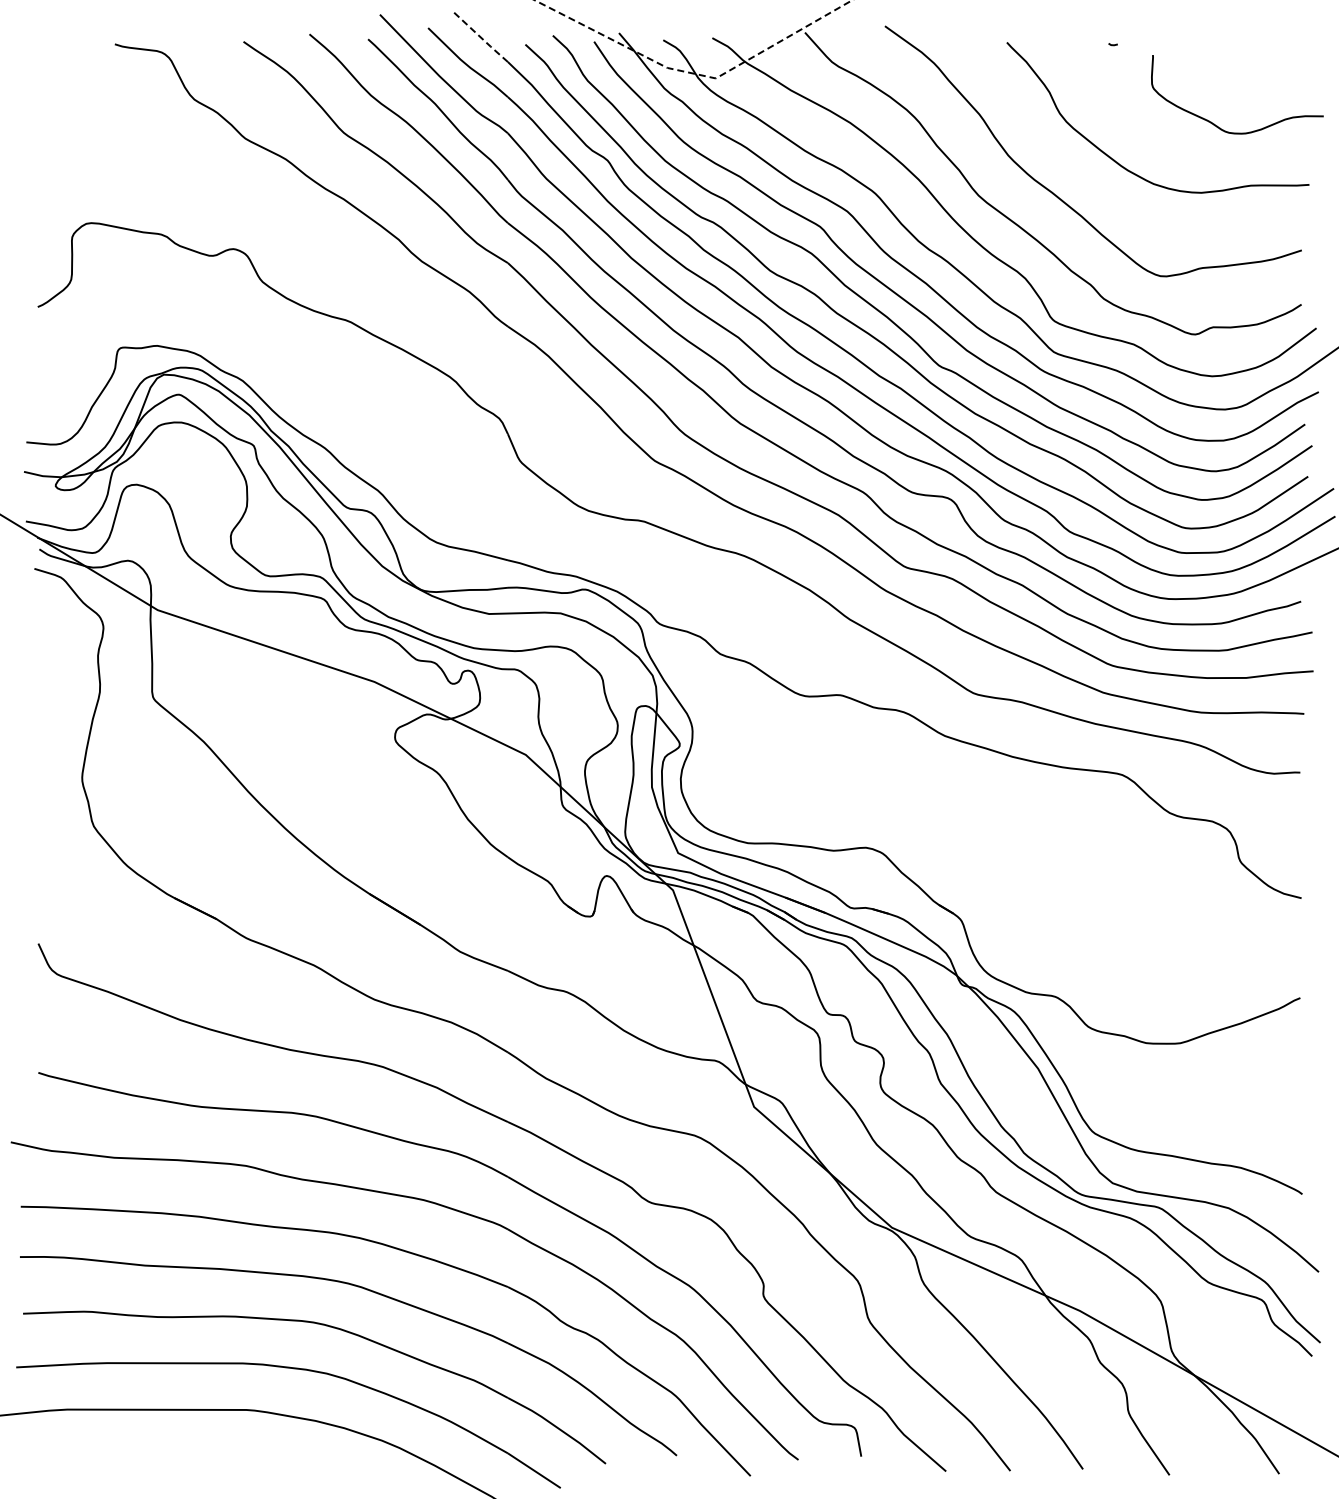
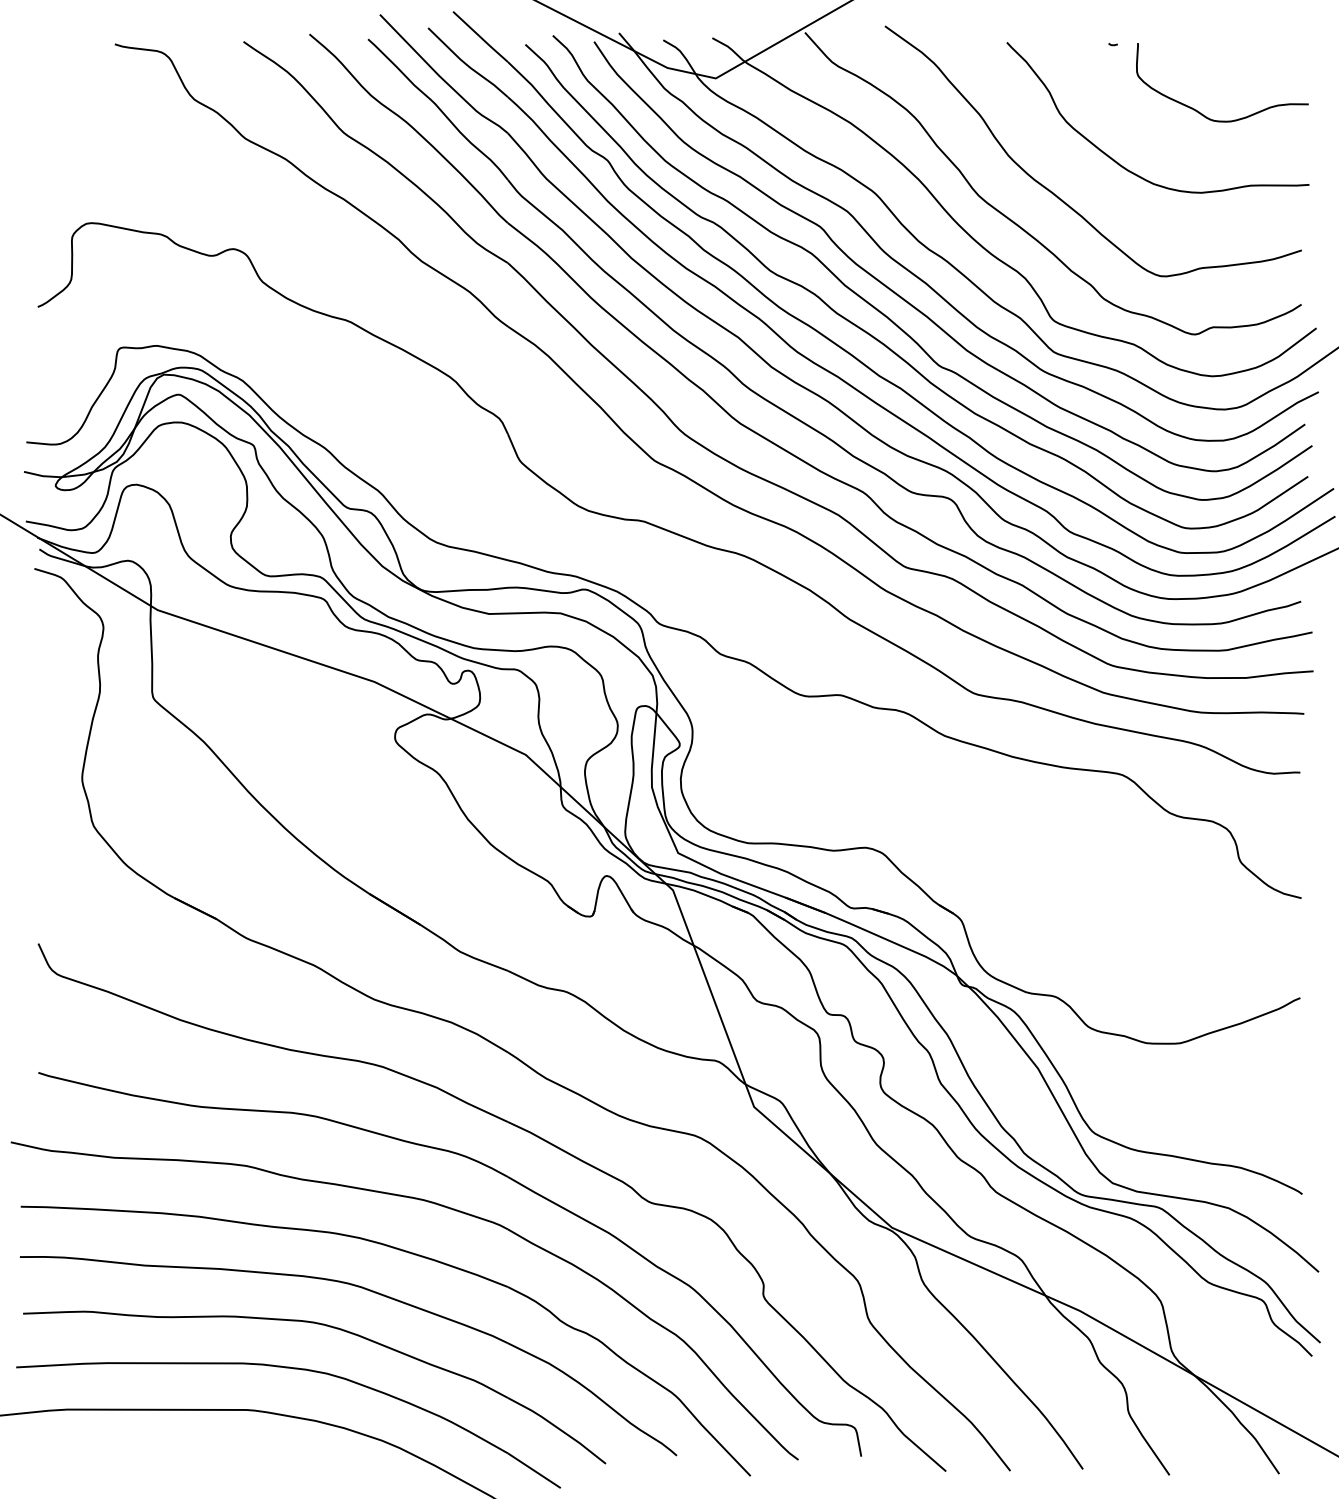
line: dashed -> solid (480, 37)
line: dashed -> solid (695, 74)
curve position: (1217, 125) -> (1202, 113) (1202, 113)
